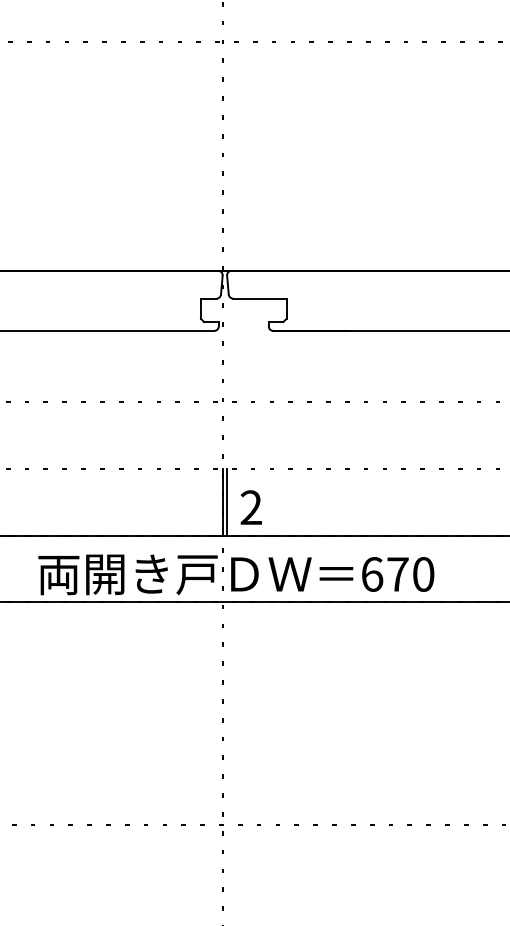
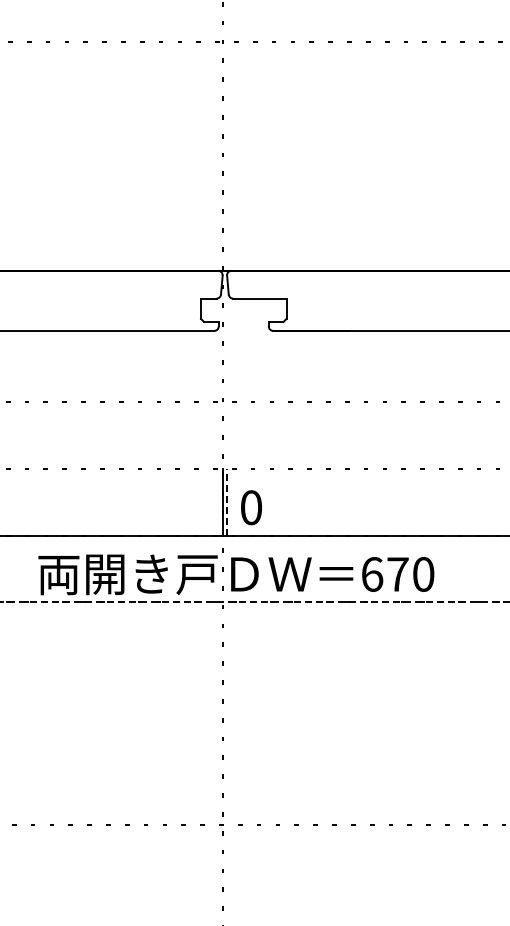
line: solid -> dashed (227, 501)
text: 2 -> 0 (251, 507)
line: solid -> dashed (255, 602)
